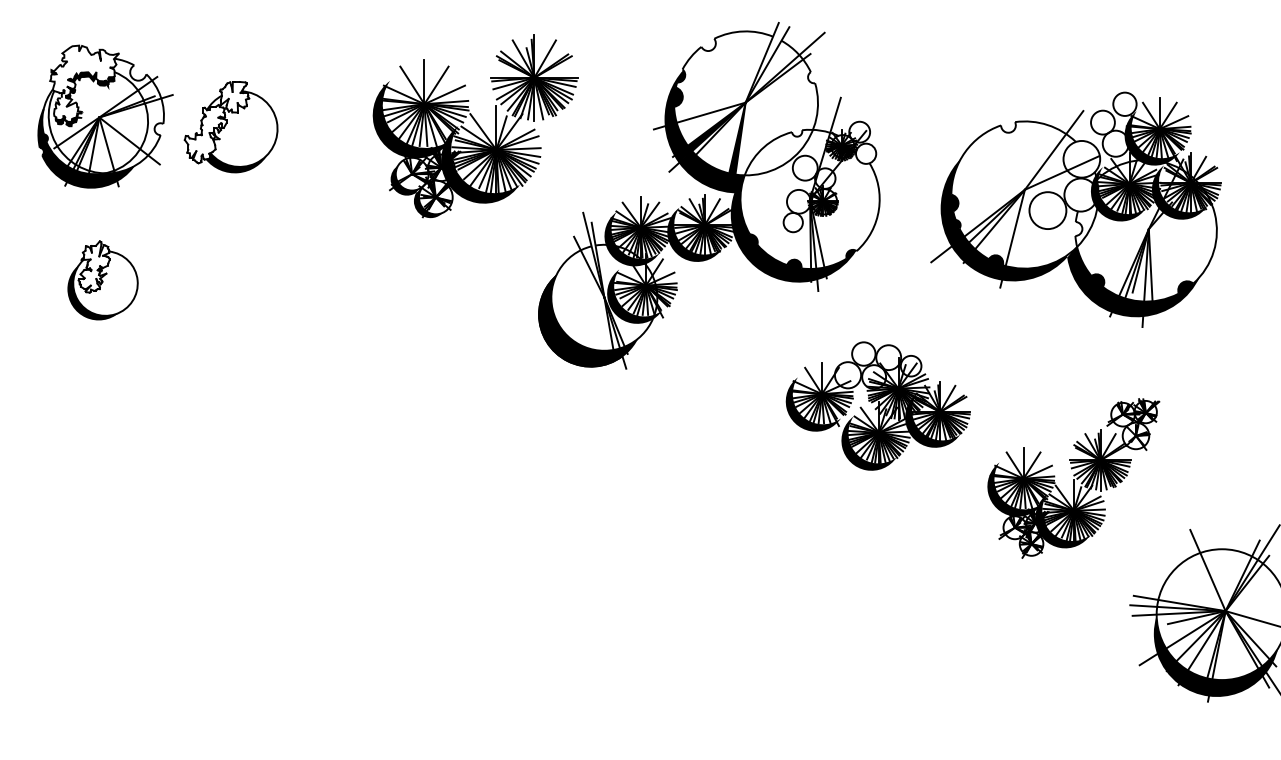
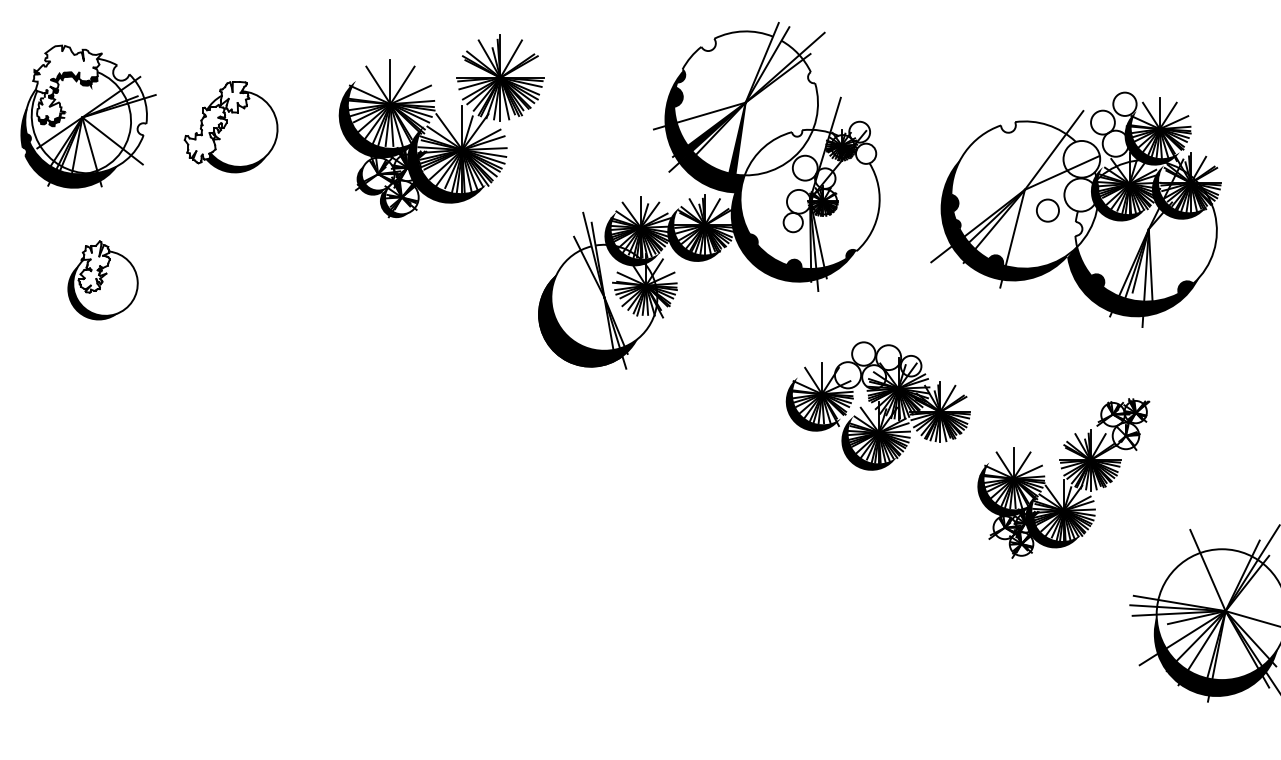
part position: (105, 116) -> (88, 116) (88, 116)
part position: (475, 126) -> (441, 126) (441, 126)
circle diameter: 37 px -> 22 px (1047, 210)
fill: present -> none (634, 296)
fill: present -> none (932, 420)
part position: (1073, 478) -> (1063, 478) (1063, 478)
